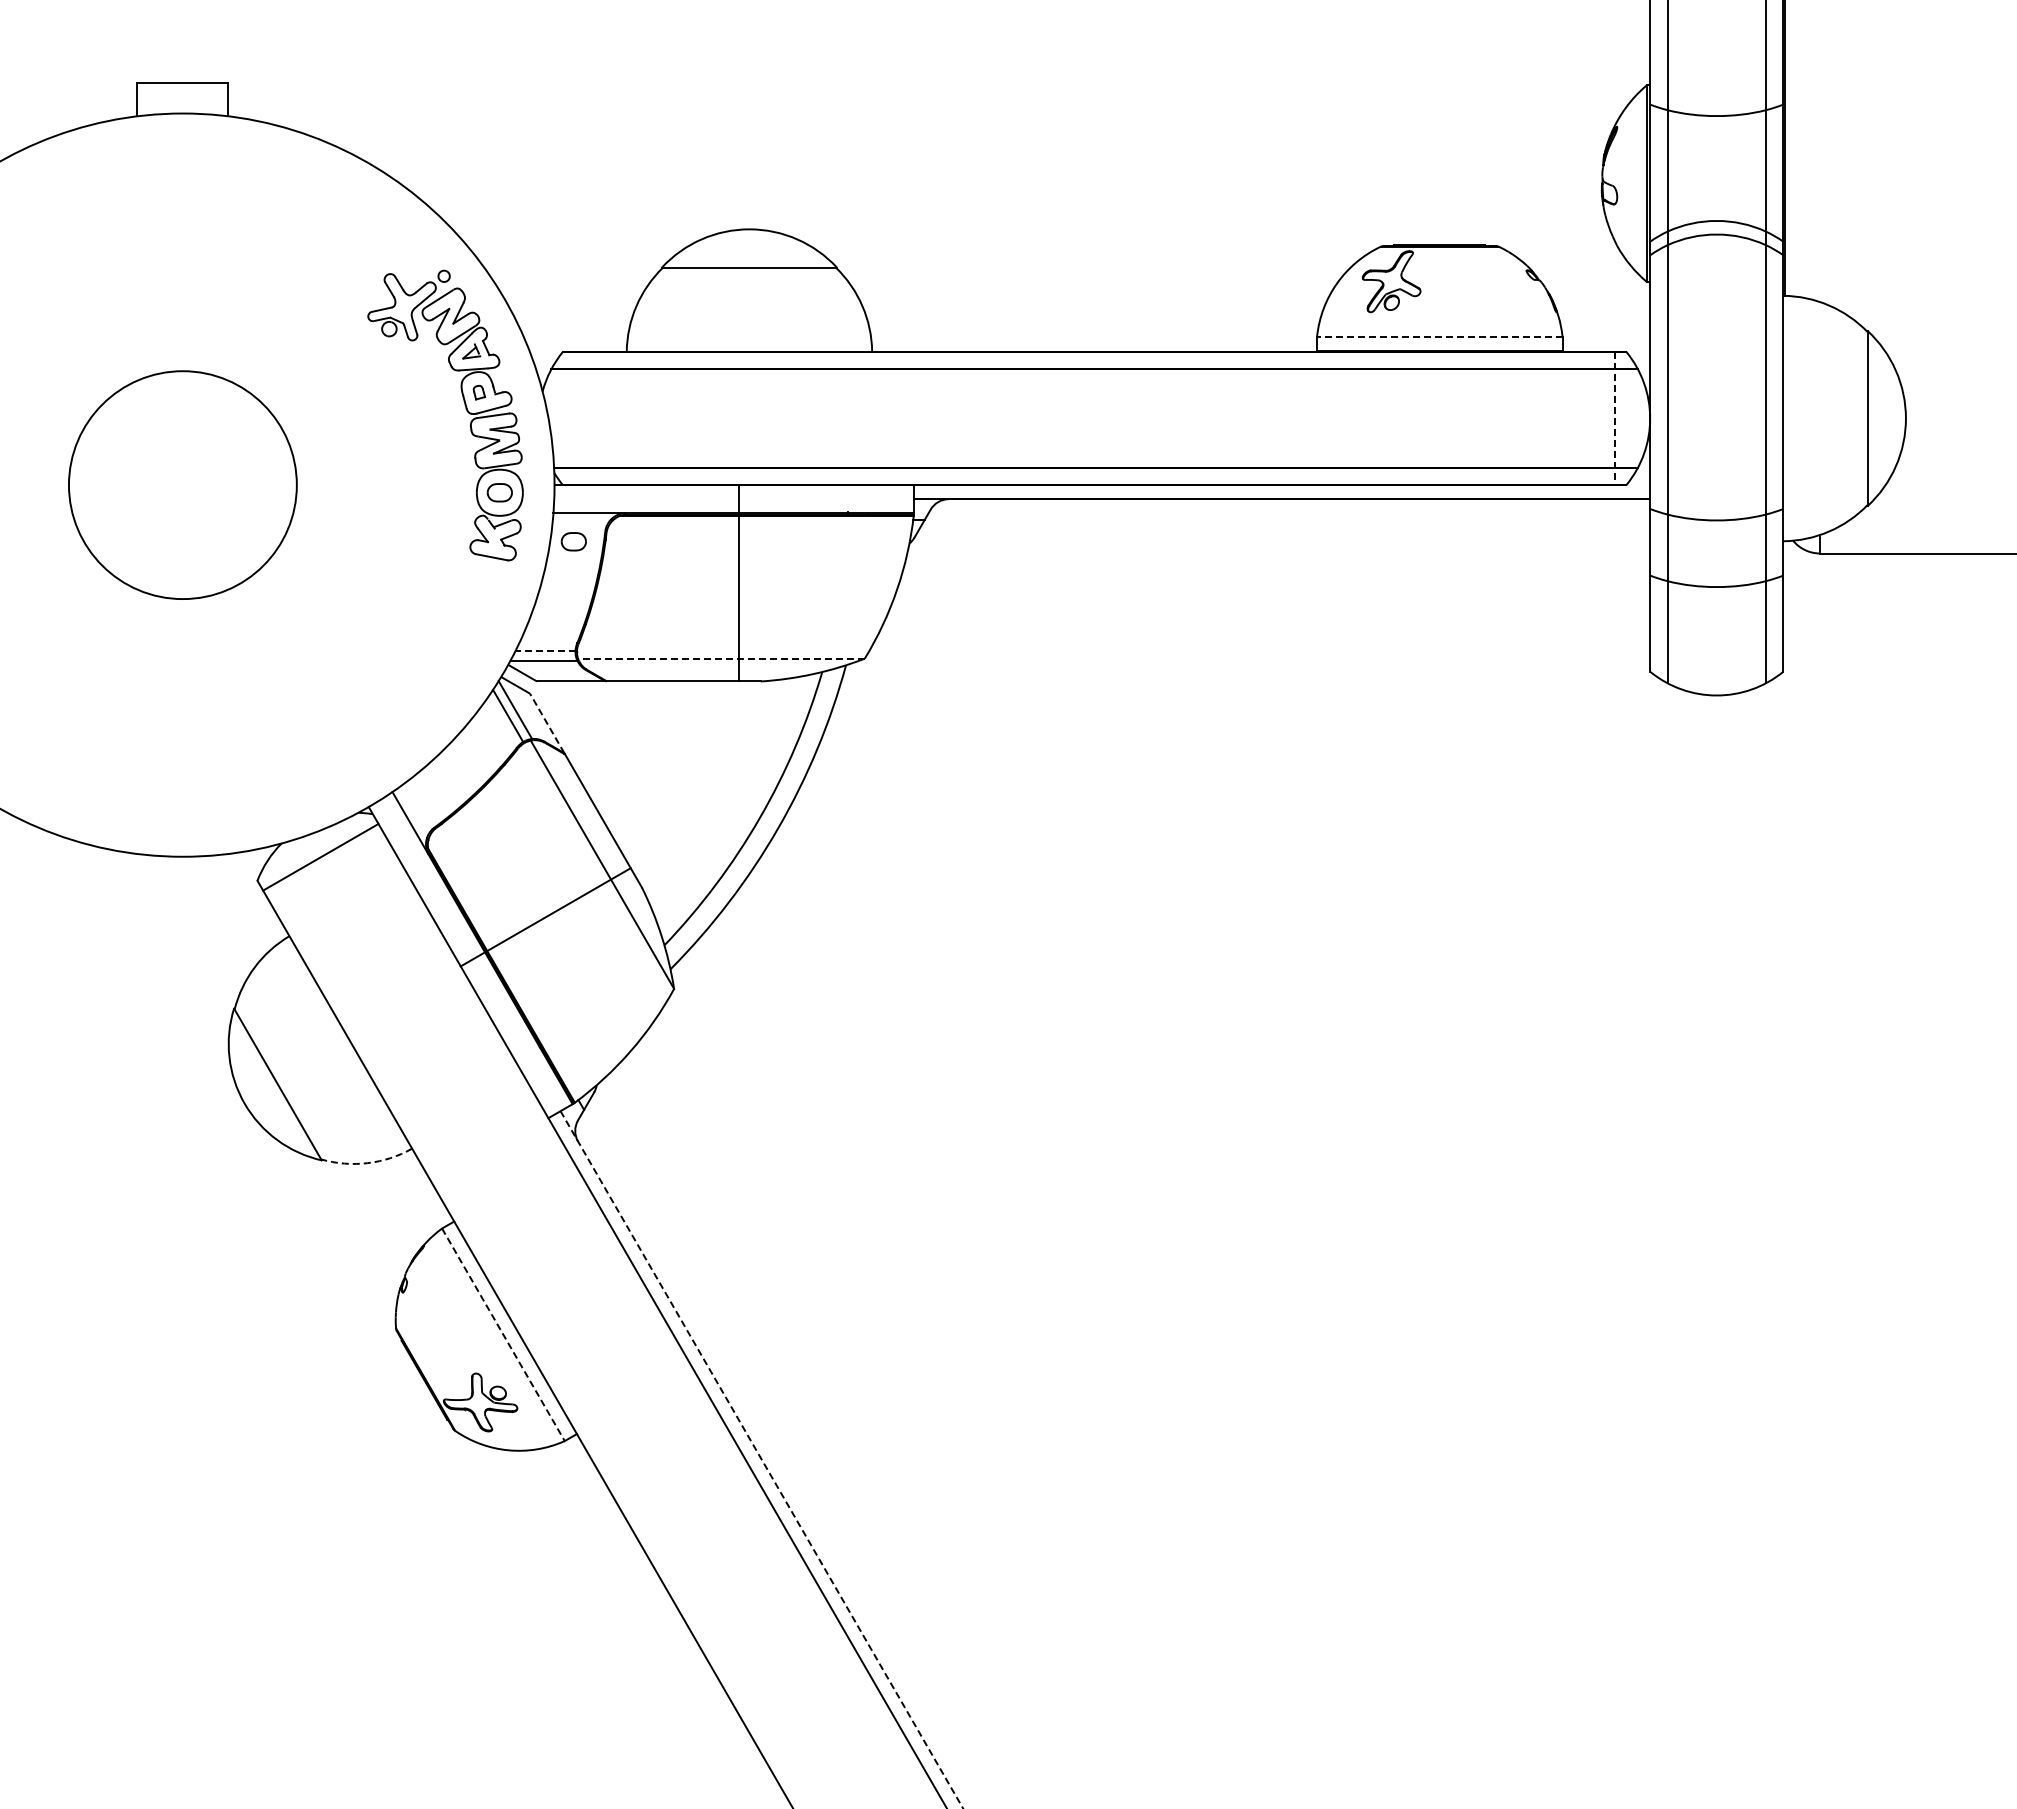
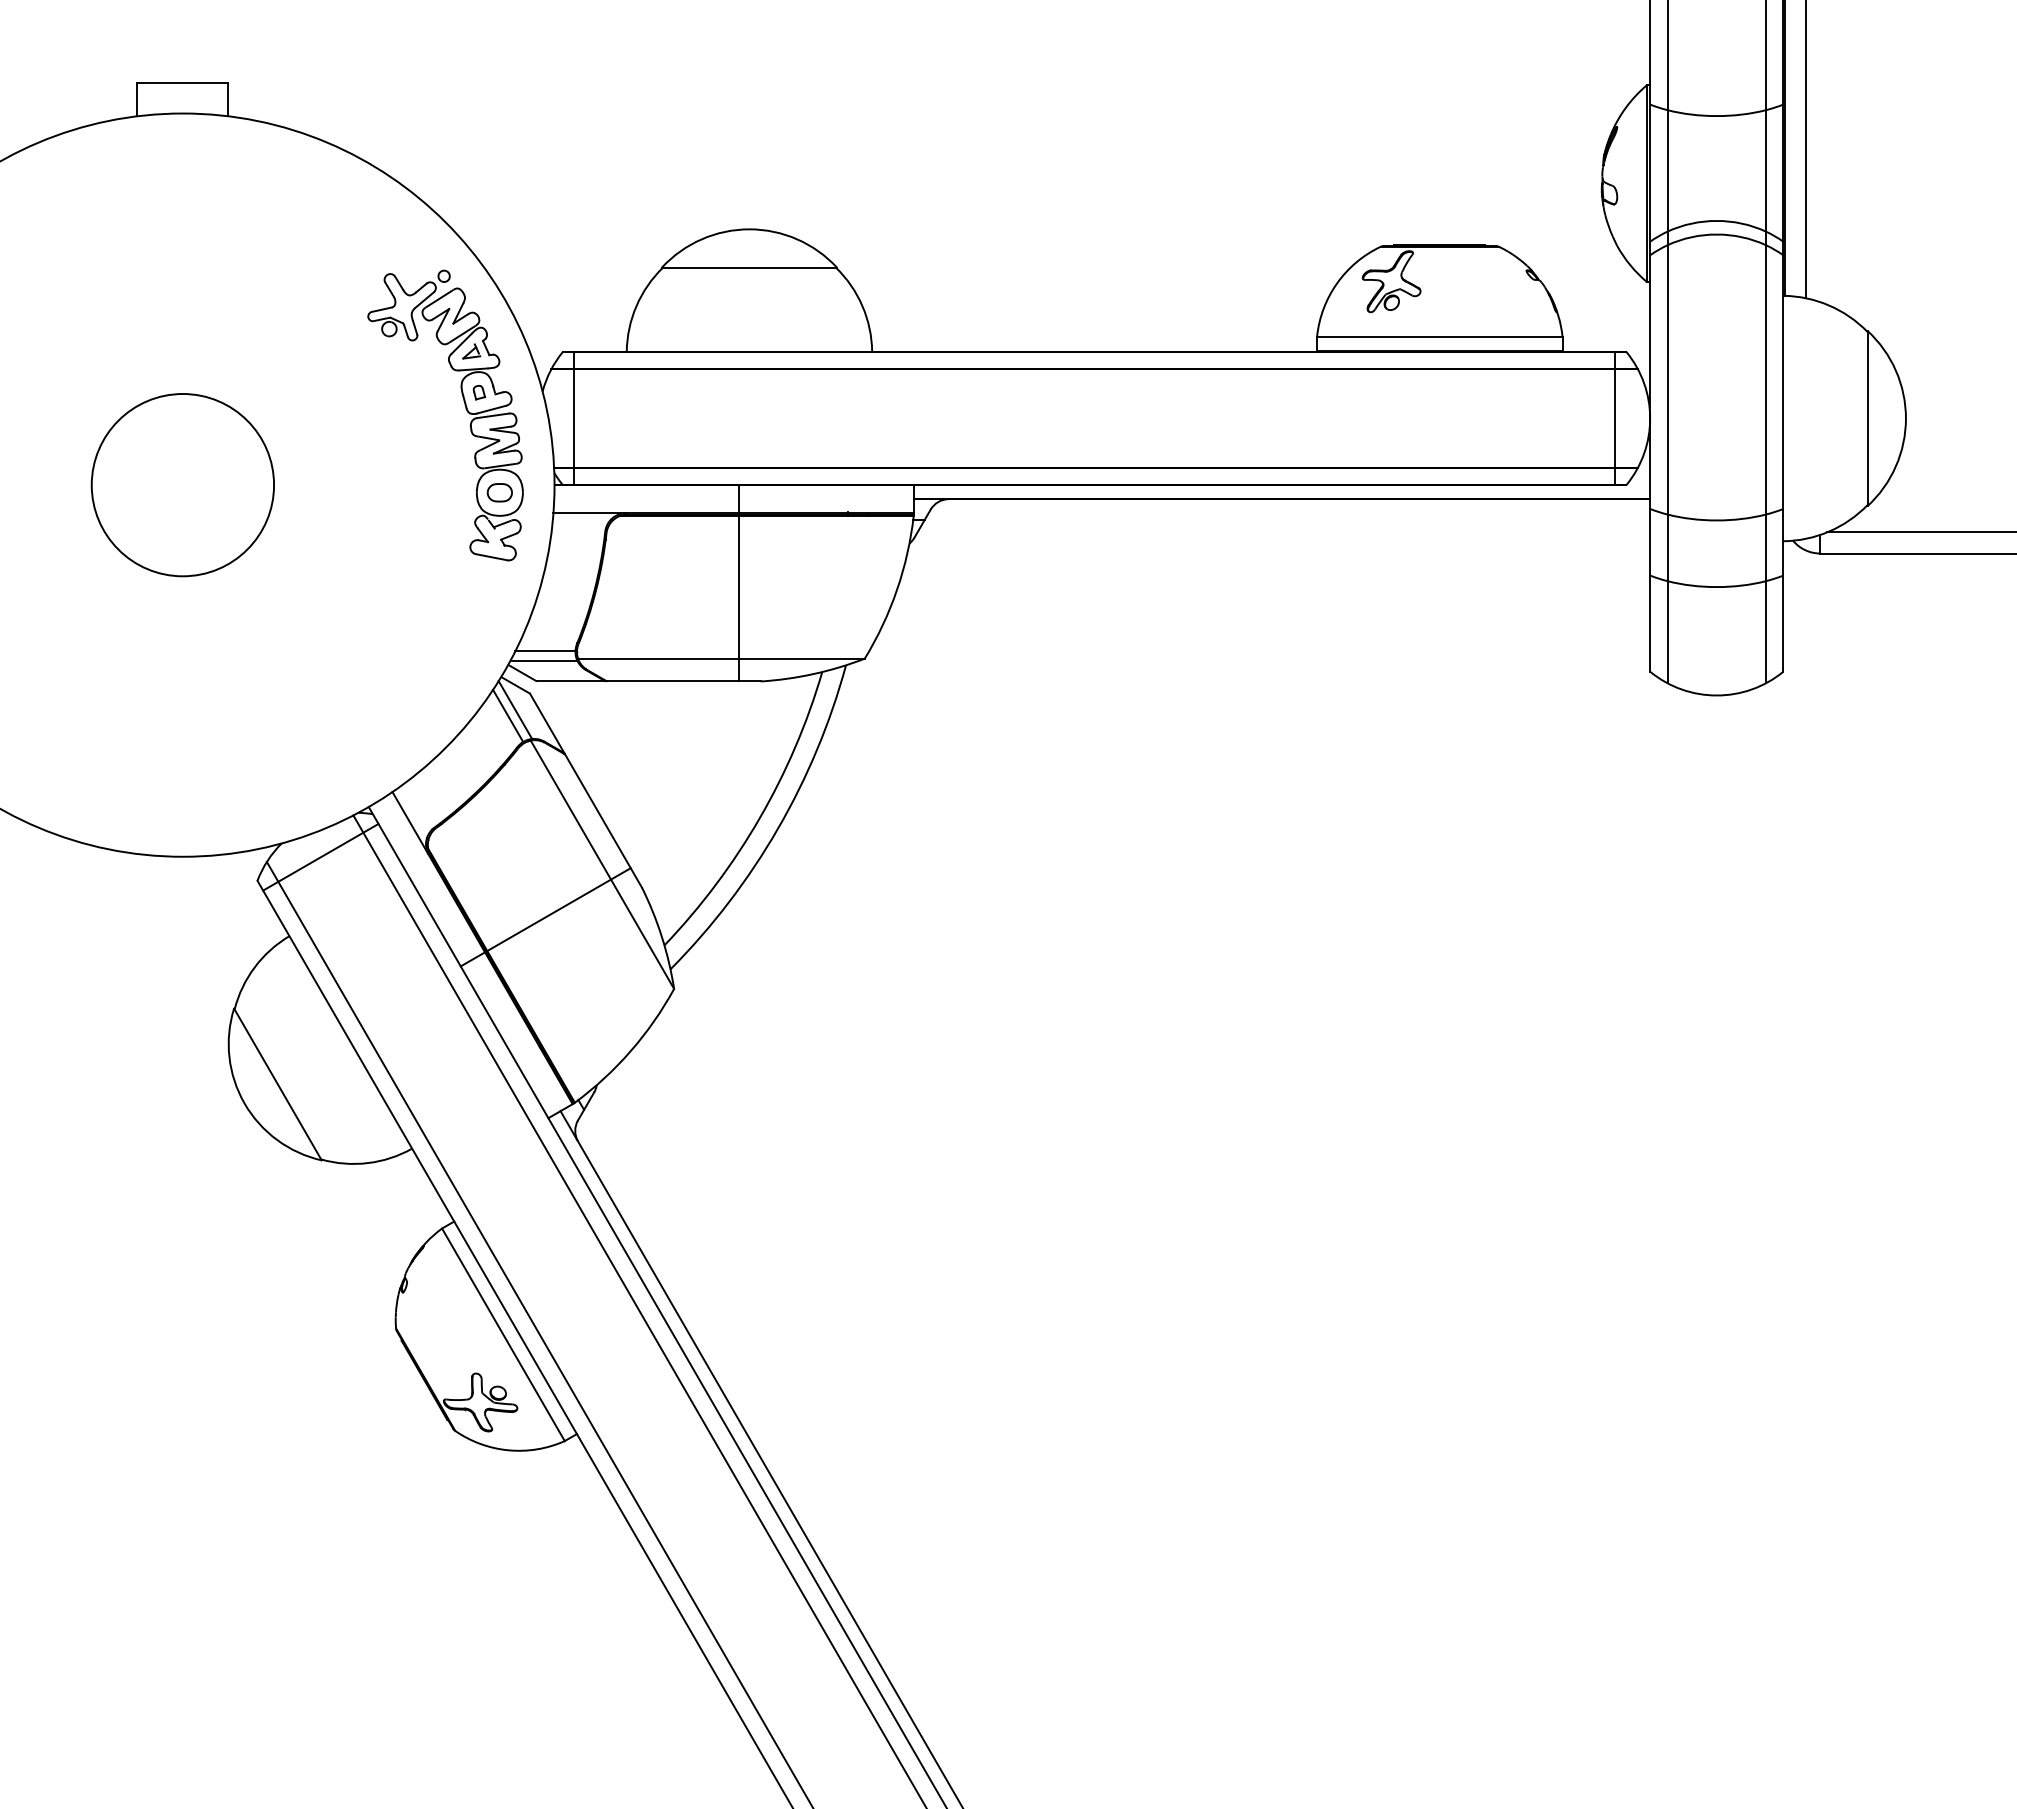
line: none -> present (1806, 150)
line: dashed -> solid (1439, 336)
line: none -> present (574, 418)
line: dashed -> solid (1615, 418)
circle diameter: 228 px -> 182 px (182, 485)
line: none -> present (1919, 532)
part: present -> none (573, 541)
line: dashed -> solid (544, 651)
line: dashed -> solid (720, 658)
line: dashed -> solid (546, 722)
arc: dashed -> solid (367, 1163)
line: none -> present (638, 1310)
line: none -> present (538, 1333)
line: dashed -> solid (503, 1334)
line: dashed -> solid (762, 1460)
